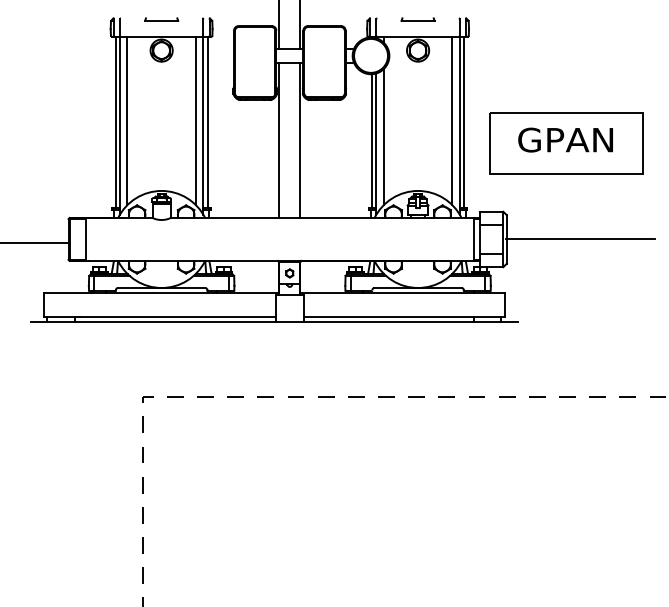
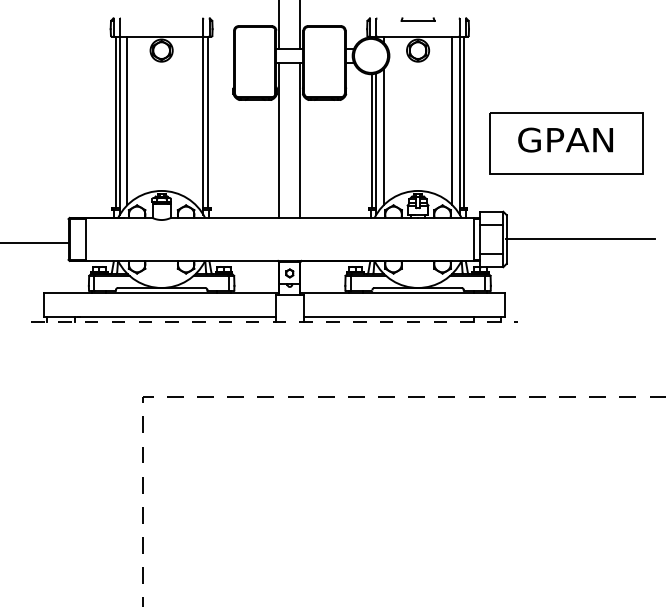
part: present -> none (161, 19)
line: present -> none (195, 120)
line: solid -> dashed (274, 322)
